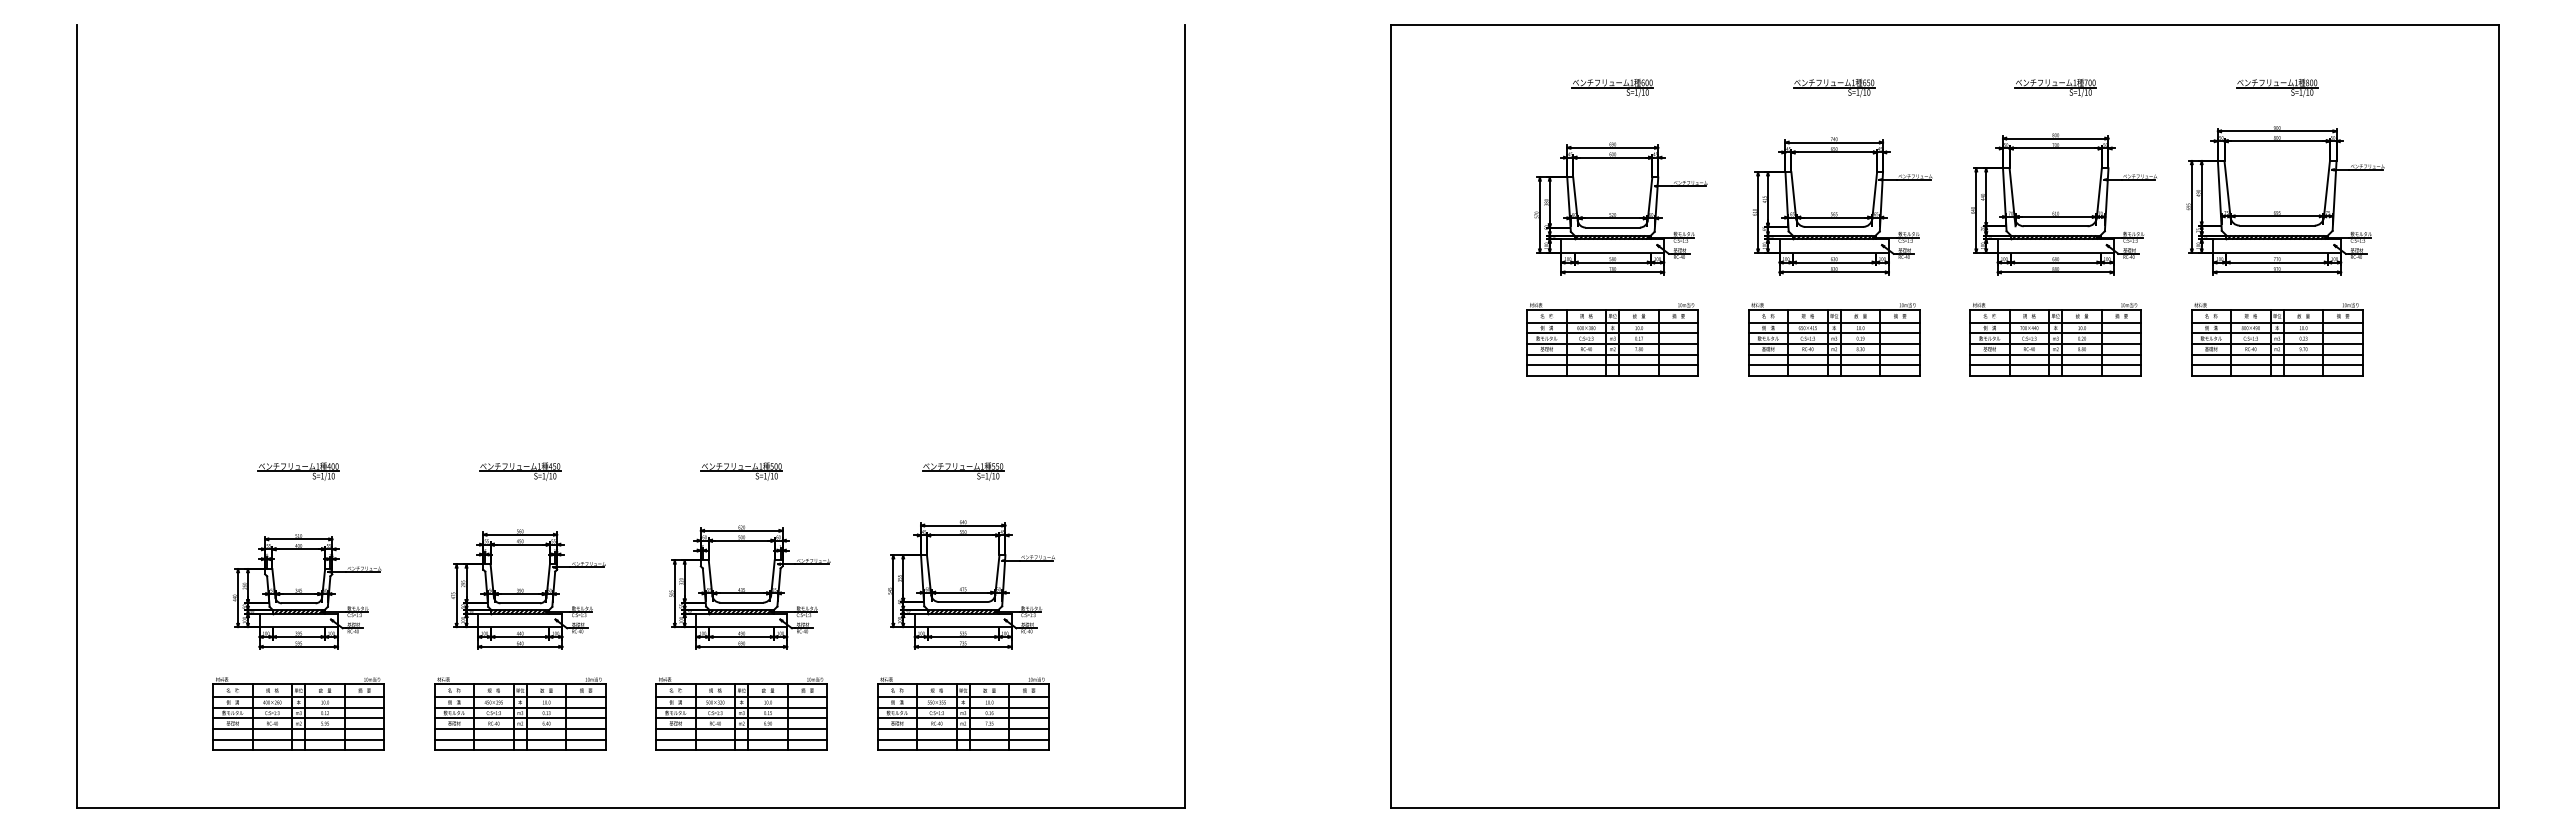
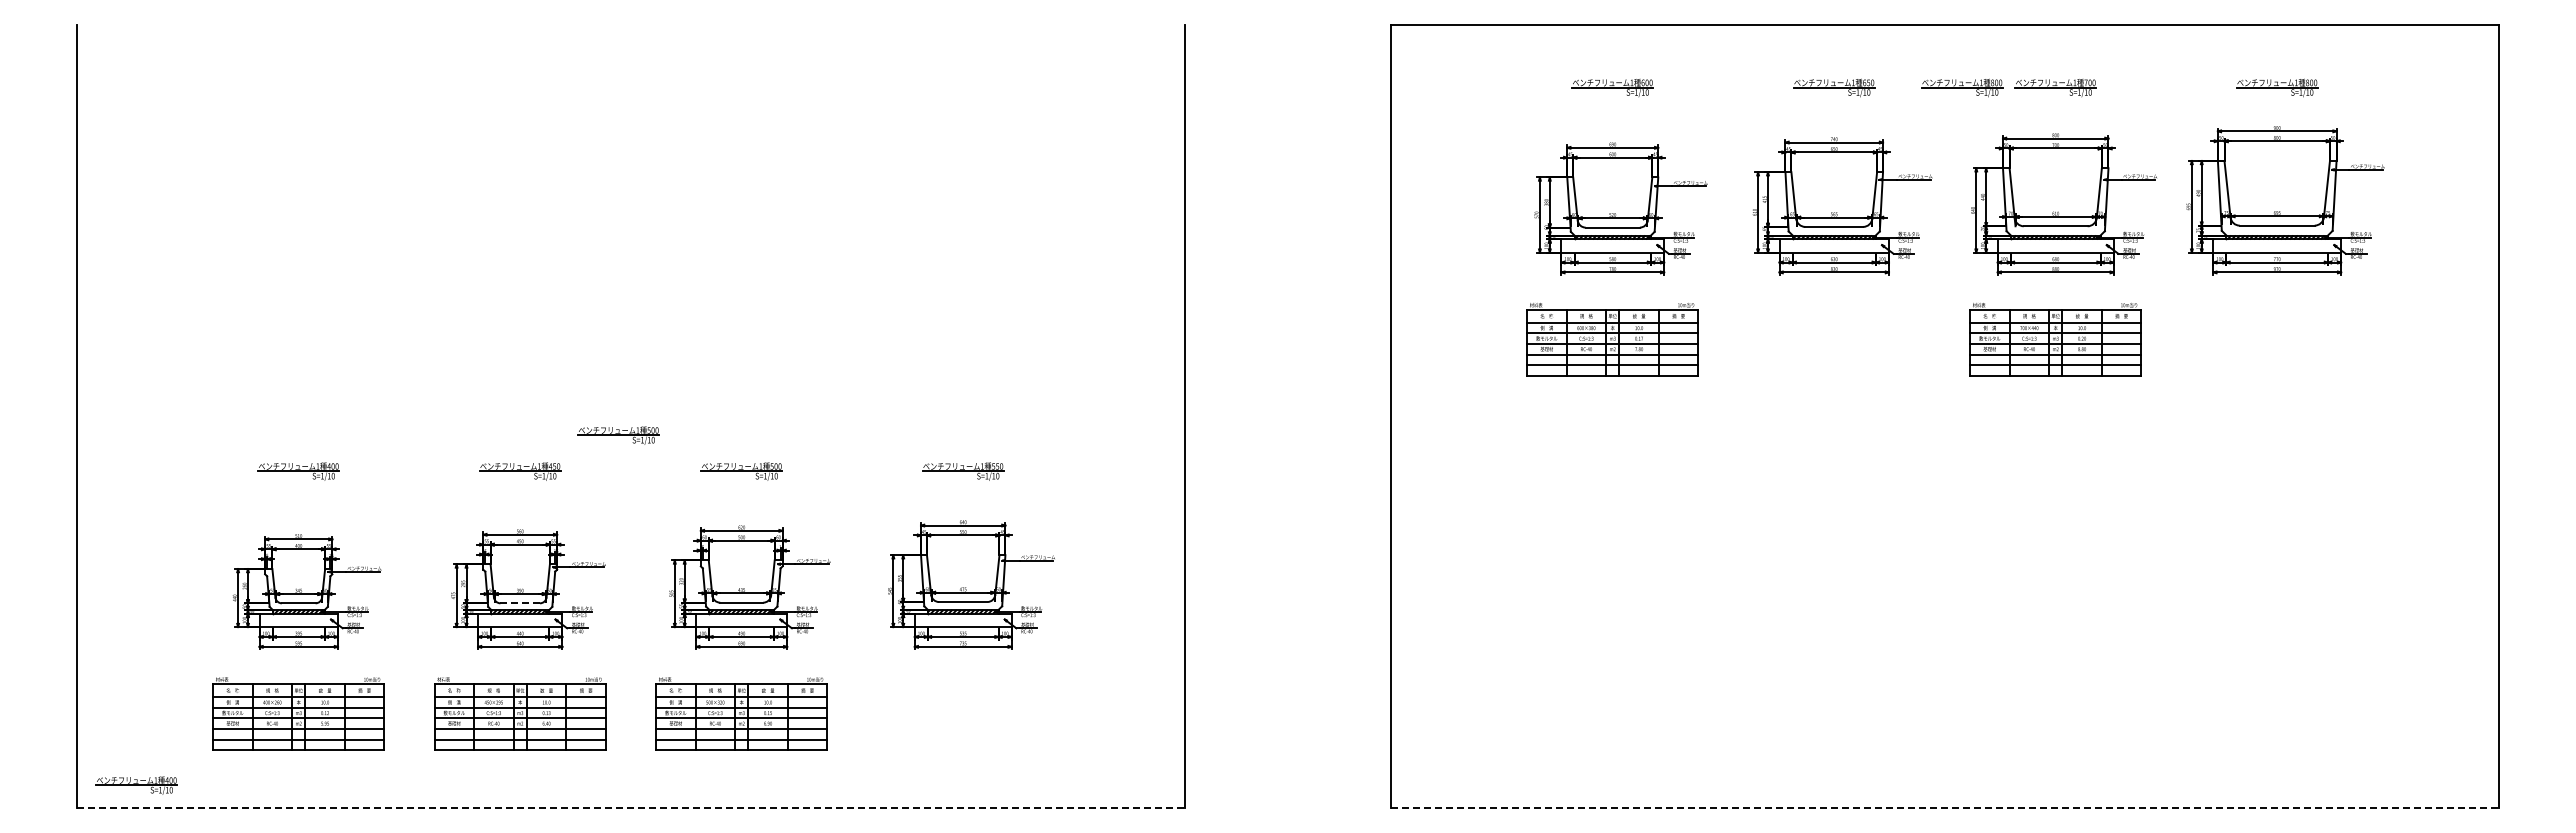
part: none -> present (1962, 87)
part: present -> none (1834, 339)
part: present -> none (2277, 339)
part: none -> present (618, 435)
line: solid -> dashed (520, 603)
part: present -> none (963, 713)
part: none -> present (136, 785)
line: solid -> dashed (631, 808)
line: solid -> dashed (1944, 808)
